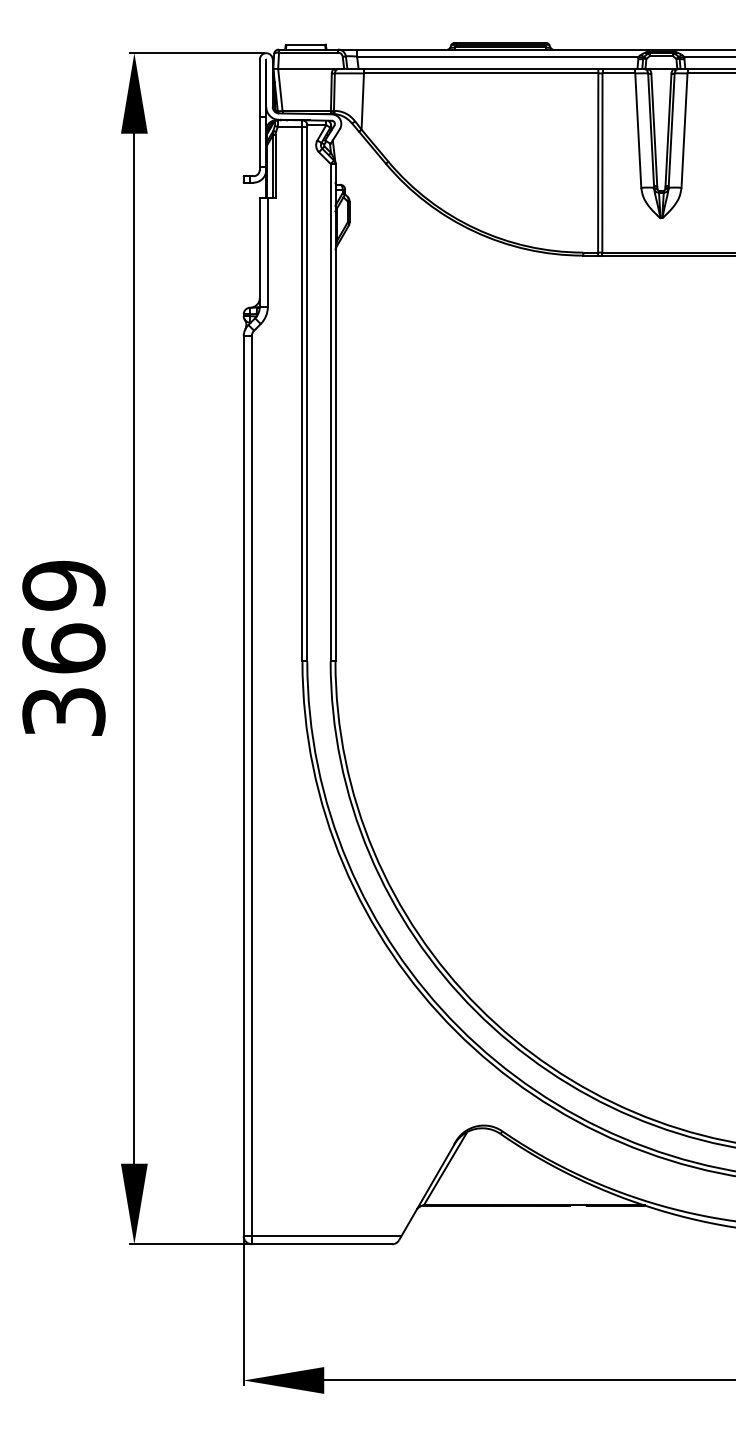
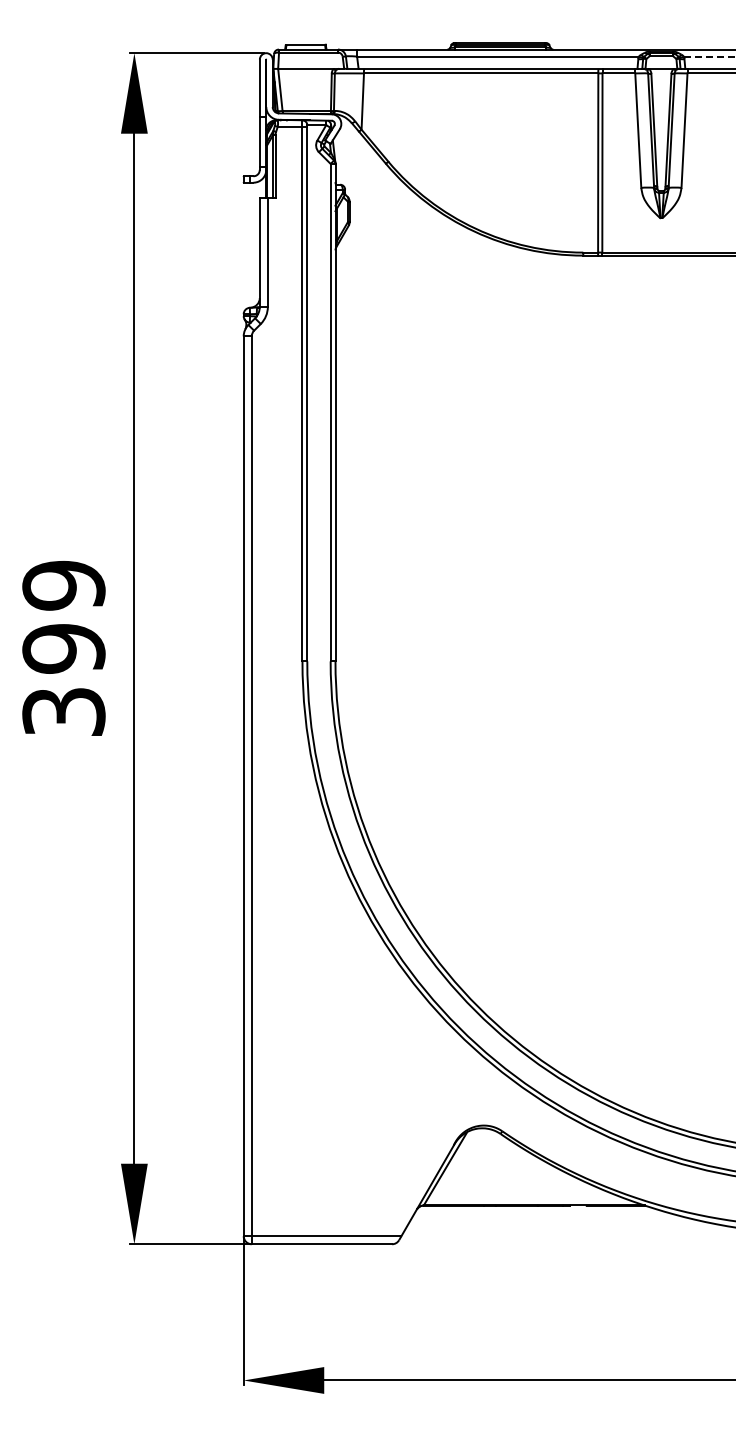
line: solid -> dashed (709, 56)
text: 369 -> 399 (63, 648)
